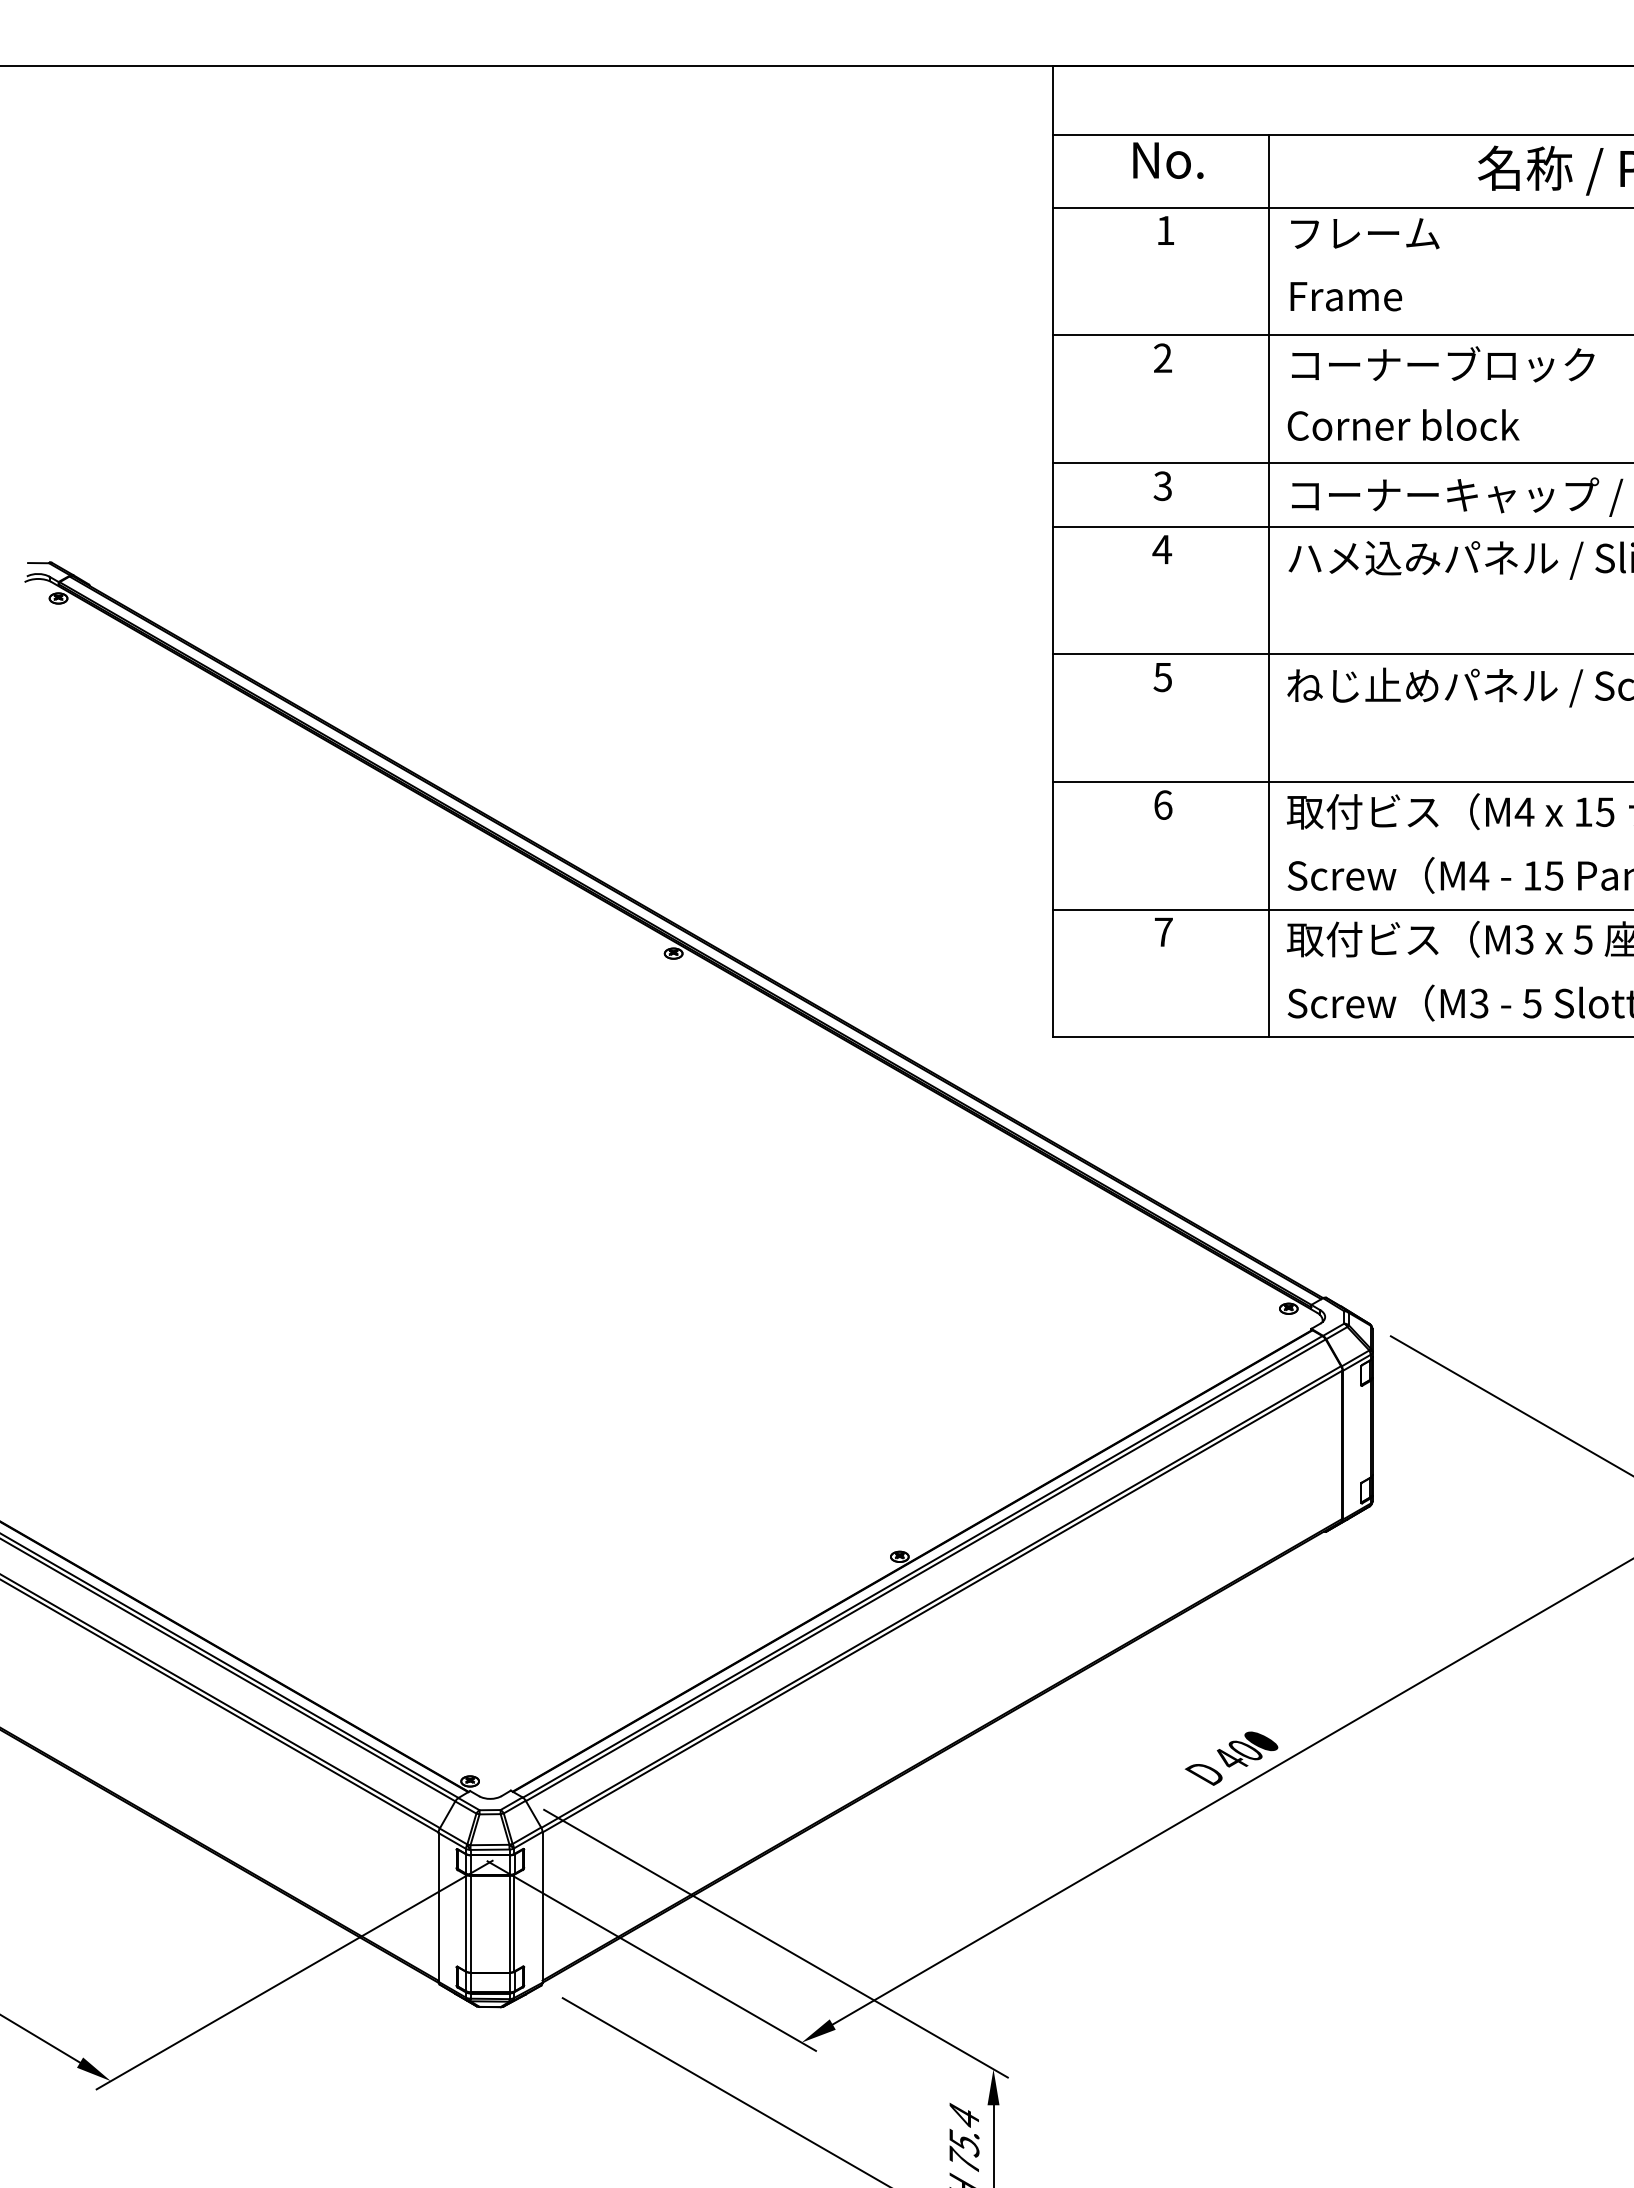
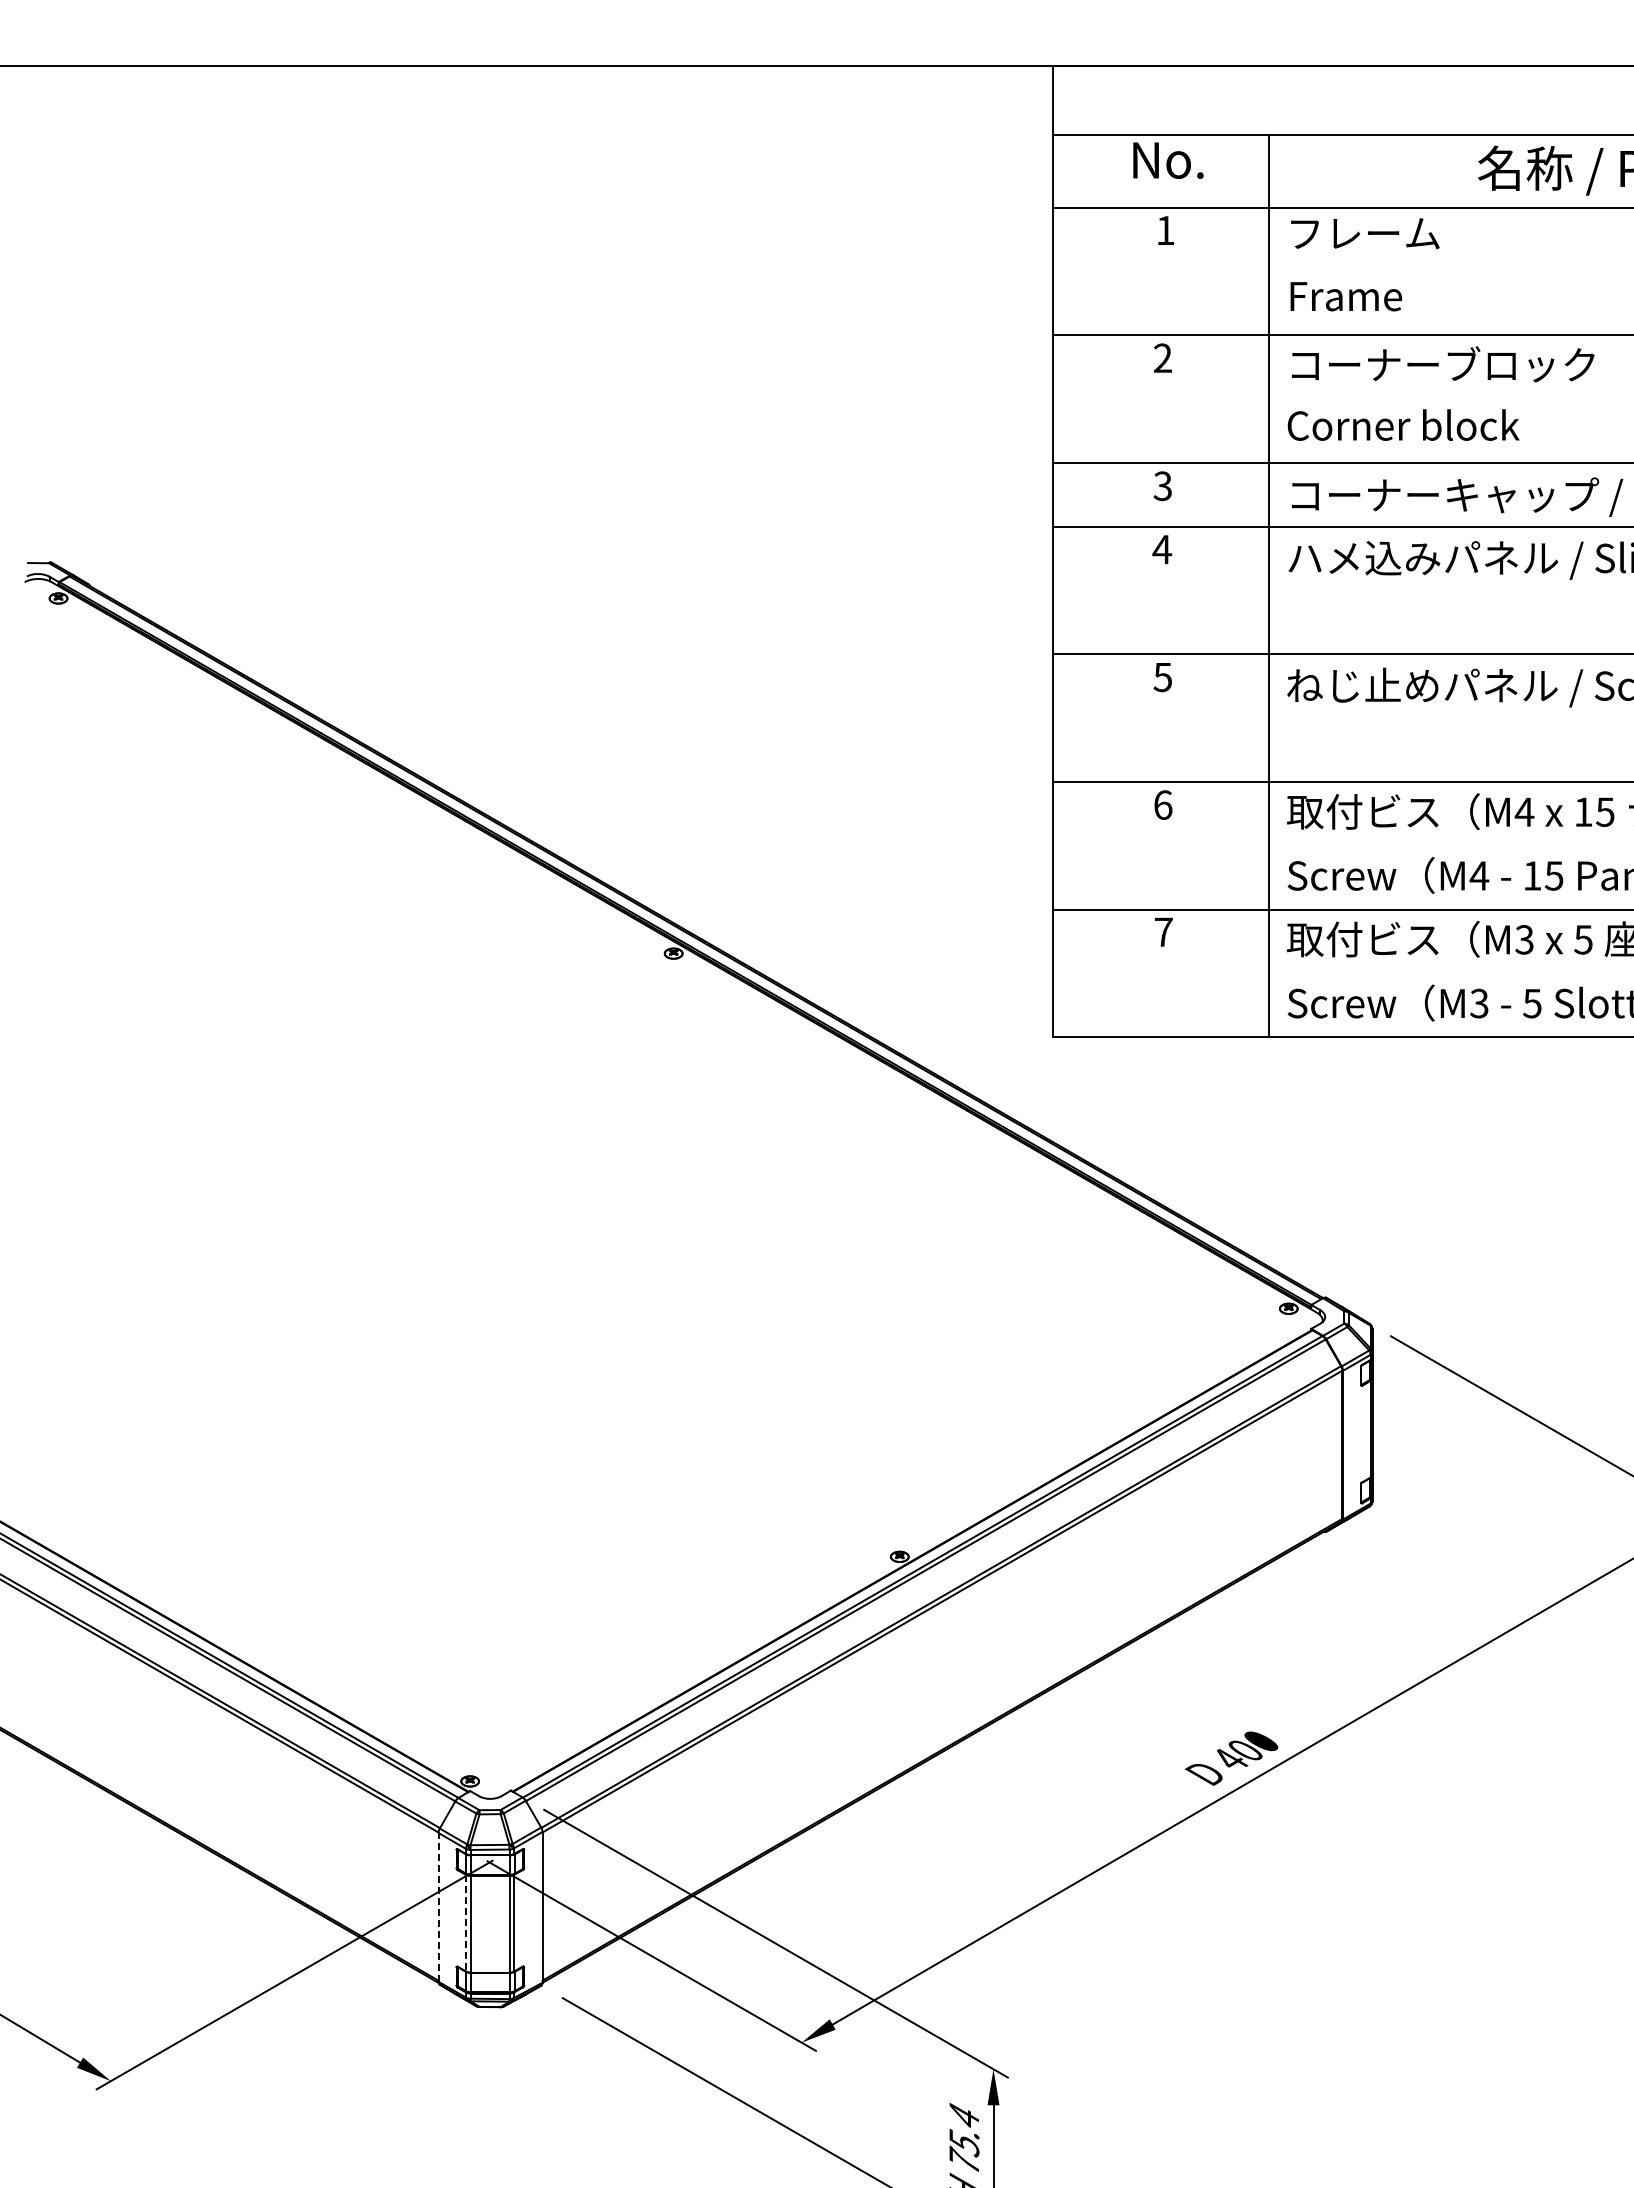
line: solid -> dashed (438, 1906)
line: solid -> dashed (466, 1923)
